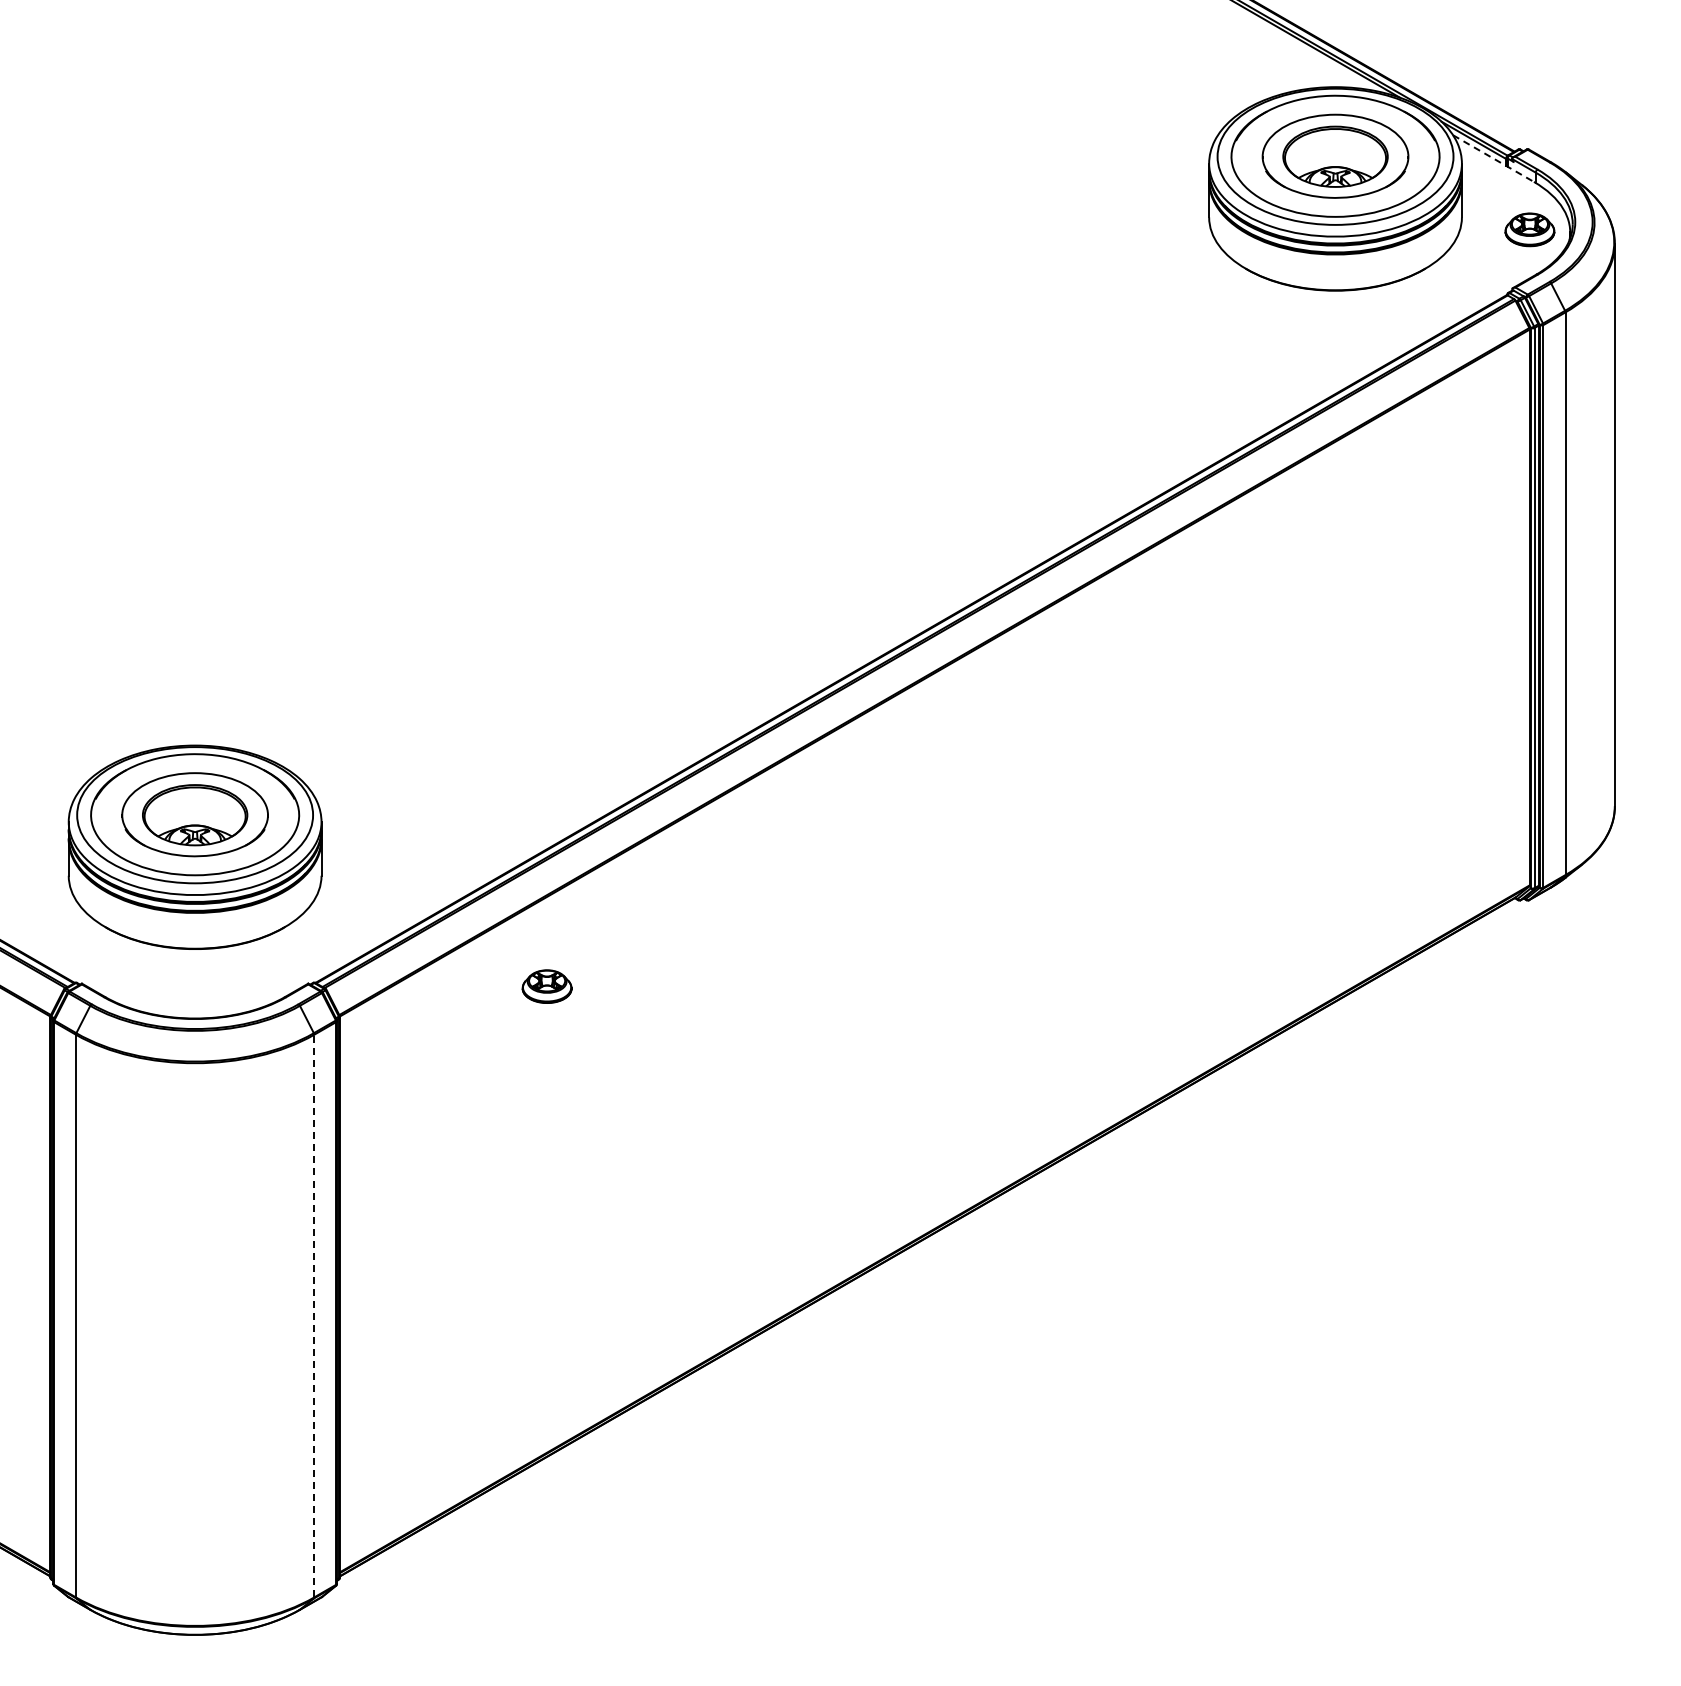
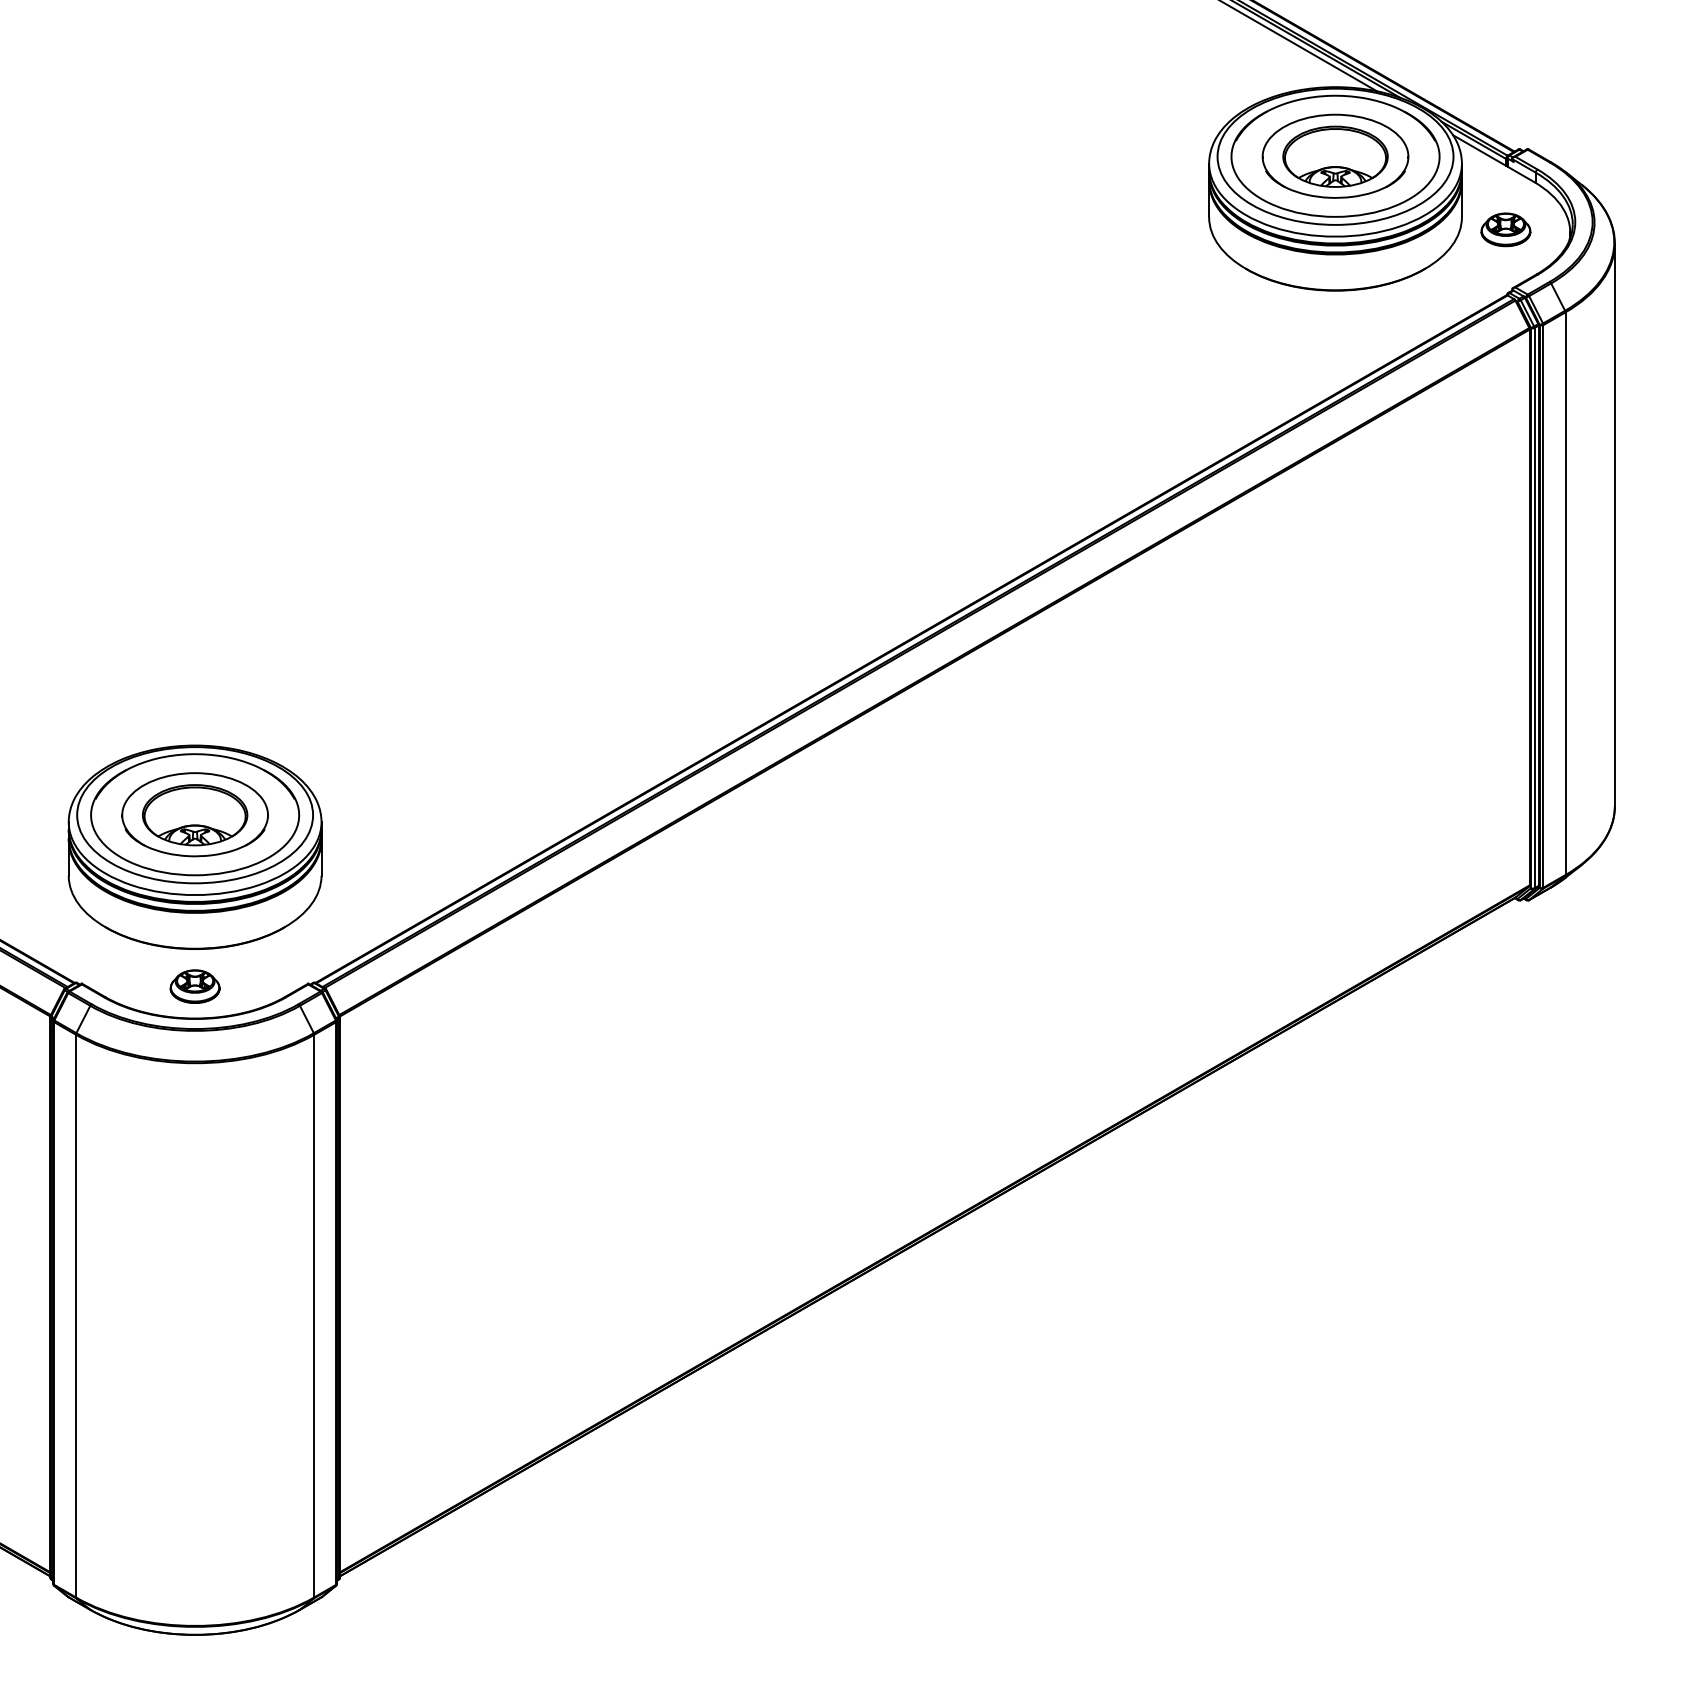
line: none -> present (1299, 46)
line: dashed -> solid (1493, 158)
part position: (1529, 229) -> (1505, 229) (1505, 229)
part position: (546, 986) -> (194, 986) (194, 986)
line: dashed -> solid (314, 1315)
